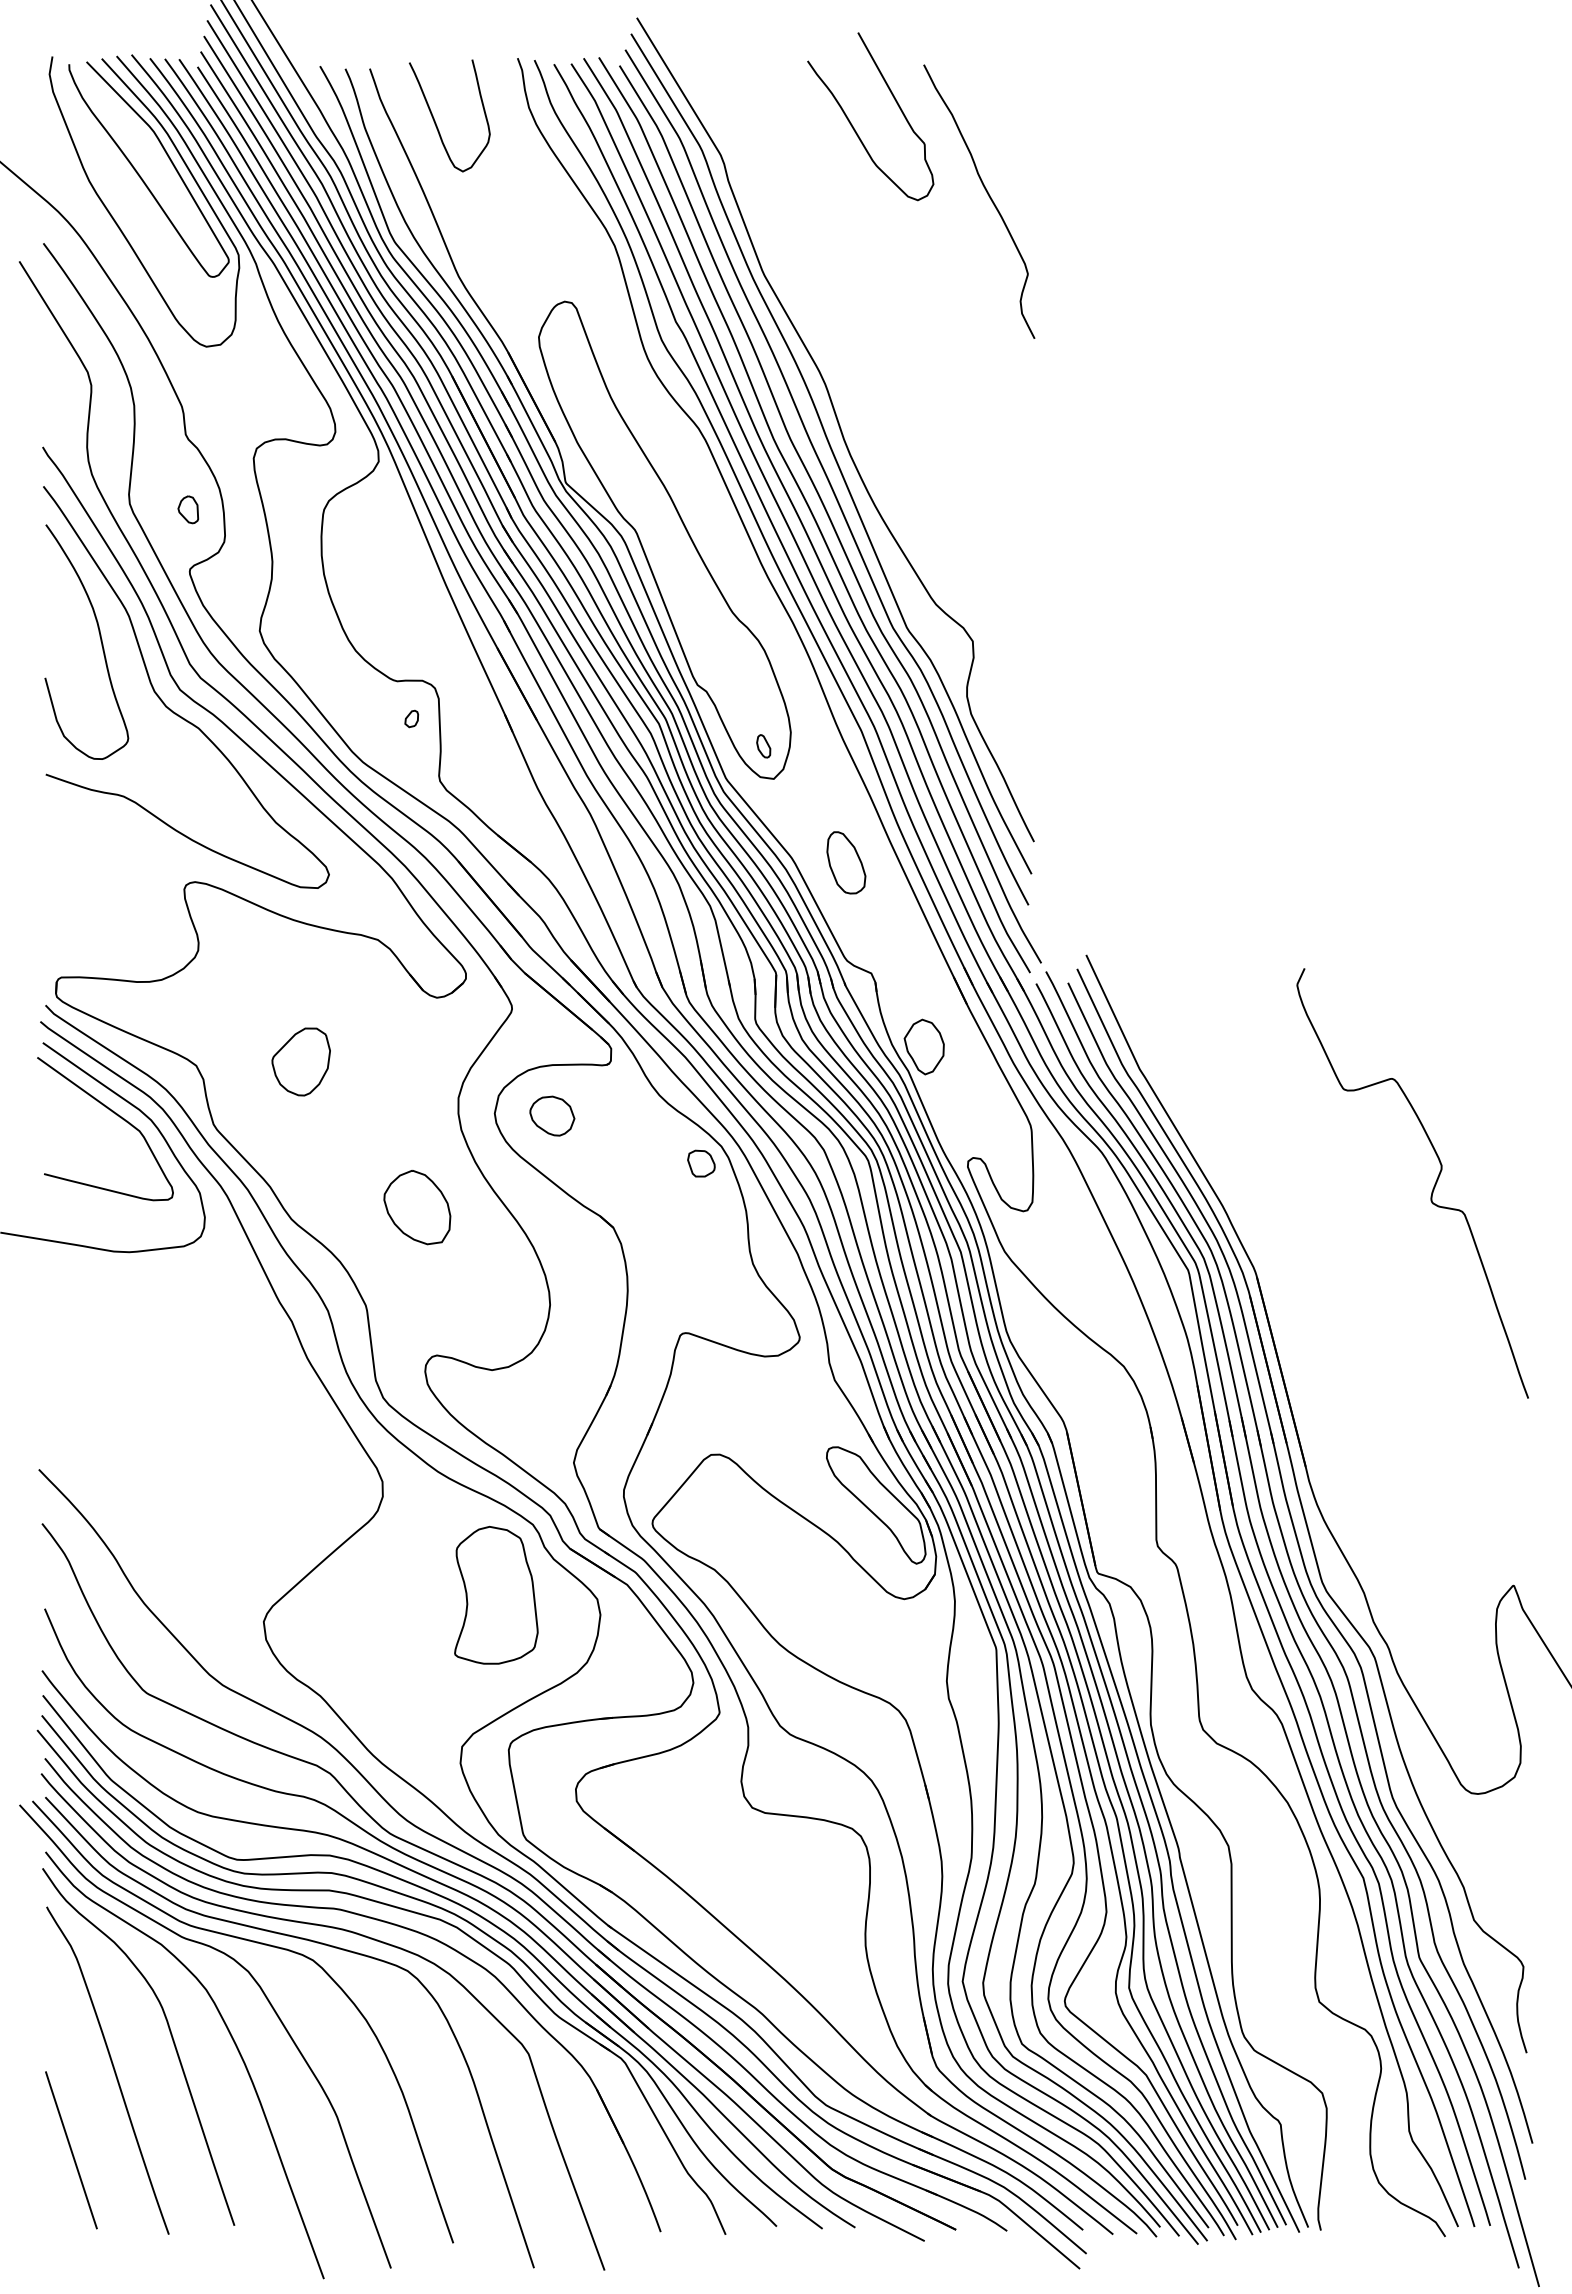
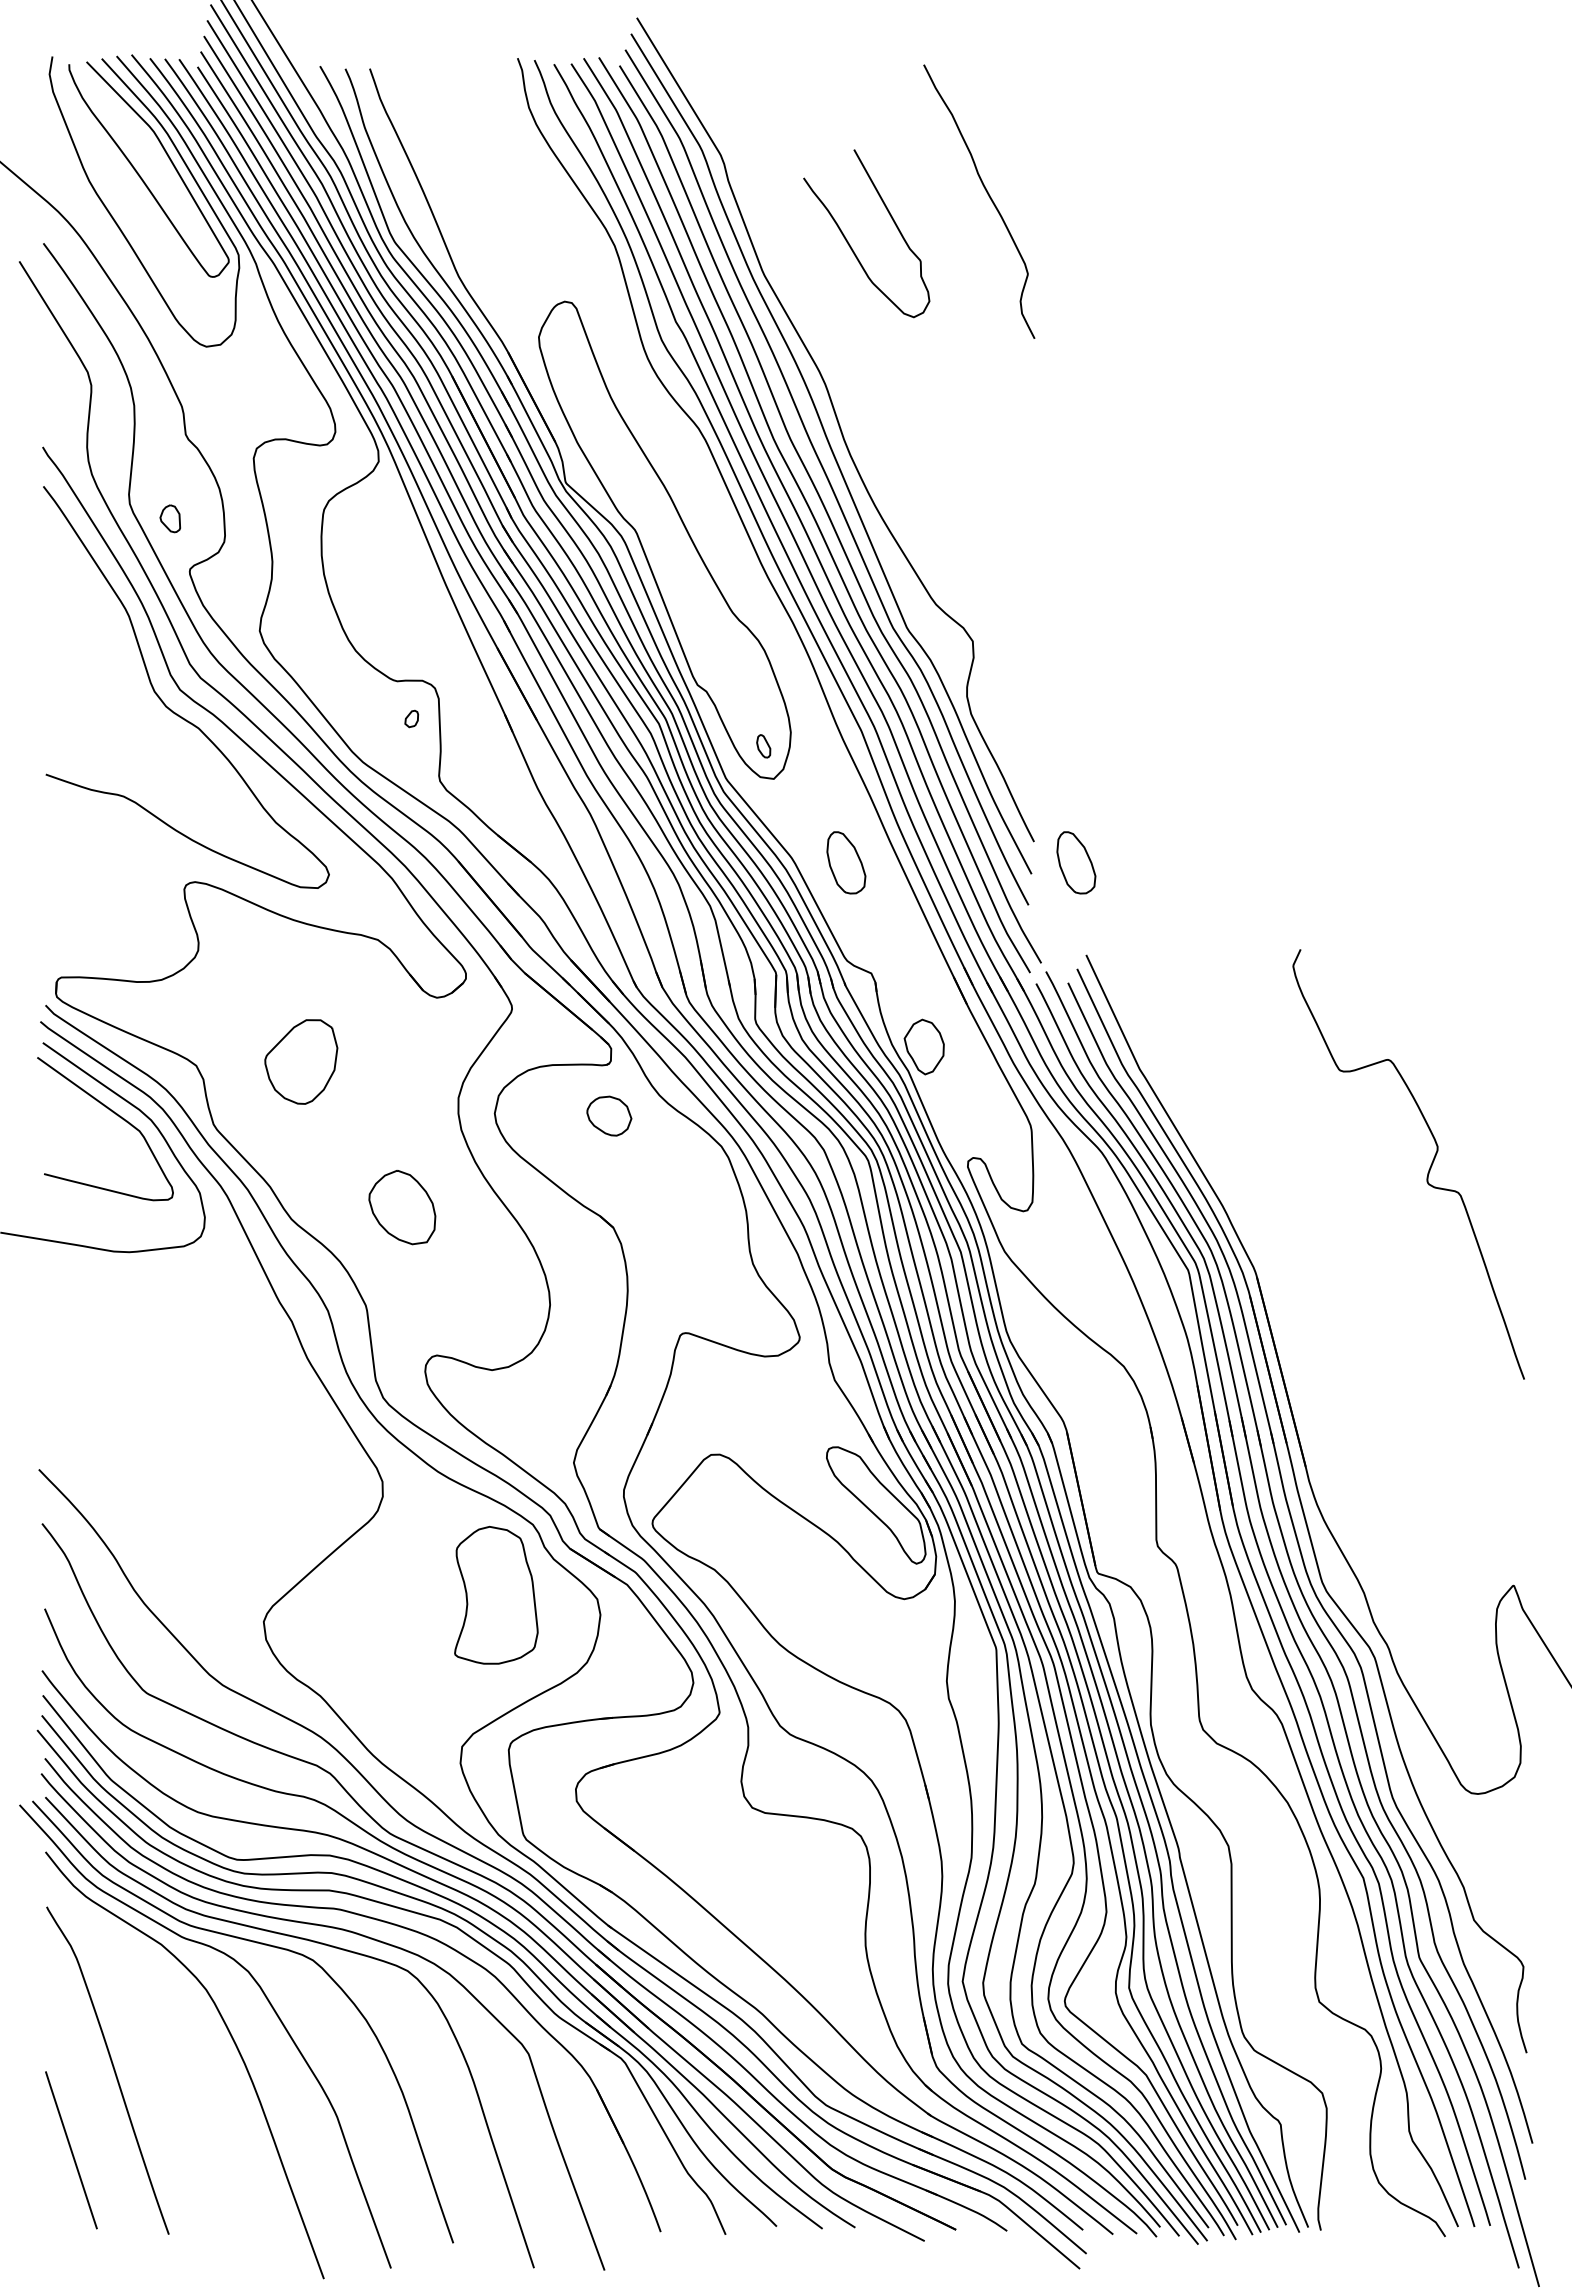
curve: present -> none (435, 120)
curve position: (854, 127) -> (850, 244) (850, 244)
part position: (188, 509) -> (170, 518) (170, 518)
curve: present -> none (99, 636)
part: none -> present (1076, 862)
part size: 60x70 px -> 75x86 px (301, 1061)
part position: (552, 1115) -> (609, 1115) (609, 1115)
part: present -> none (701, 1163)
curve position: (1432, 1188) -> (1428, 1169) (1428, 1169)
part position: (417, 1207) -> (402, 1207) (402, 1207)
curve: present -> none (170, 2035)
